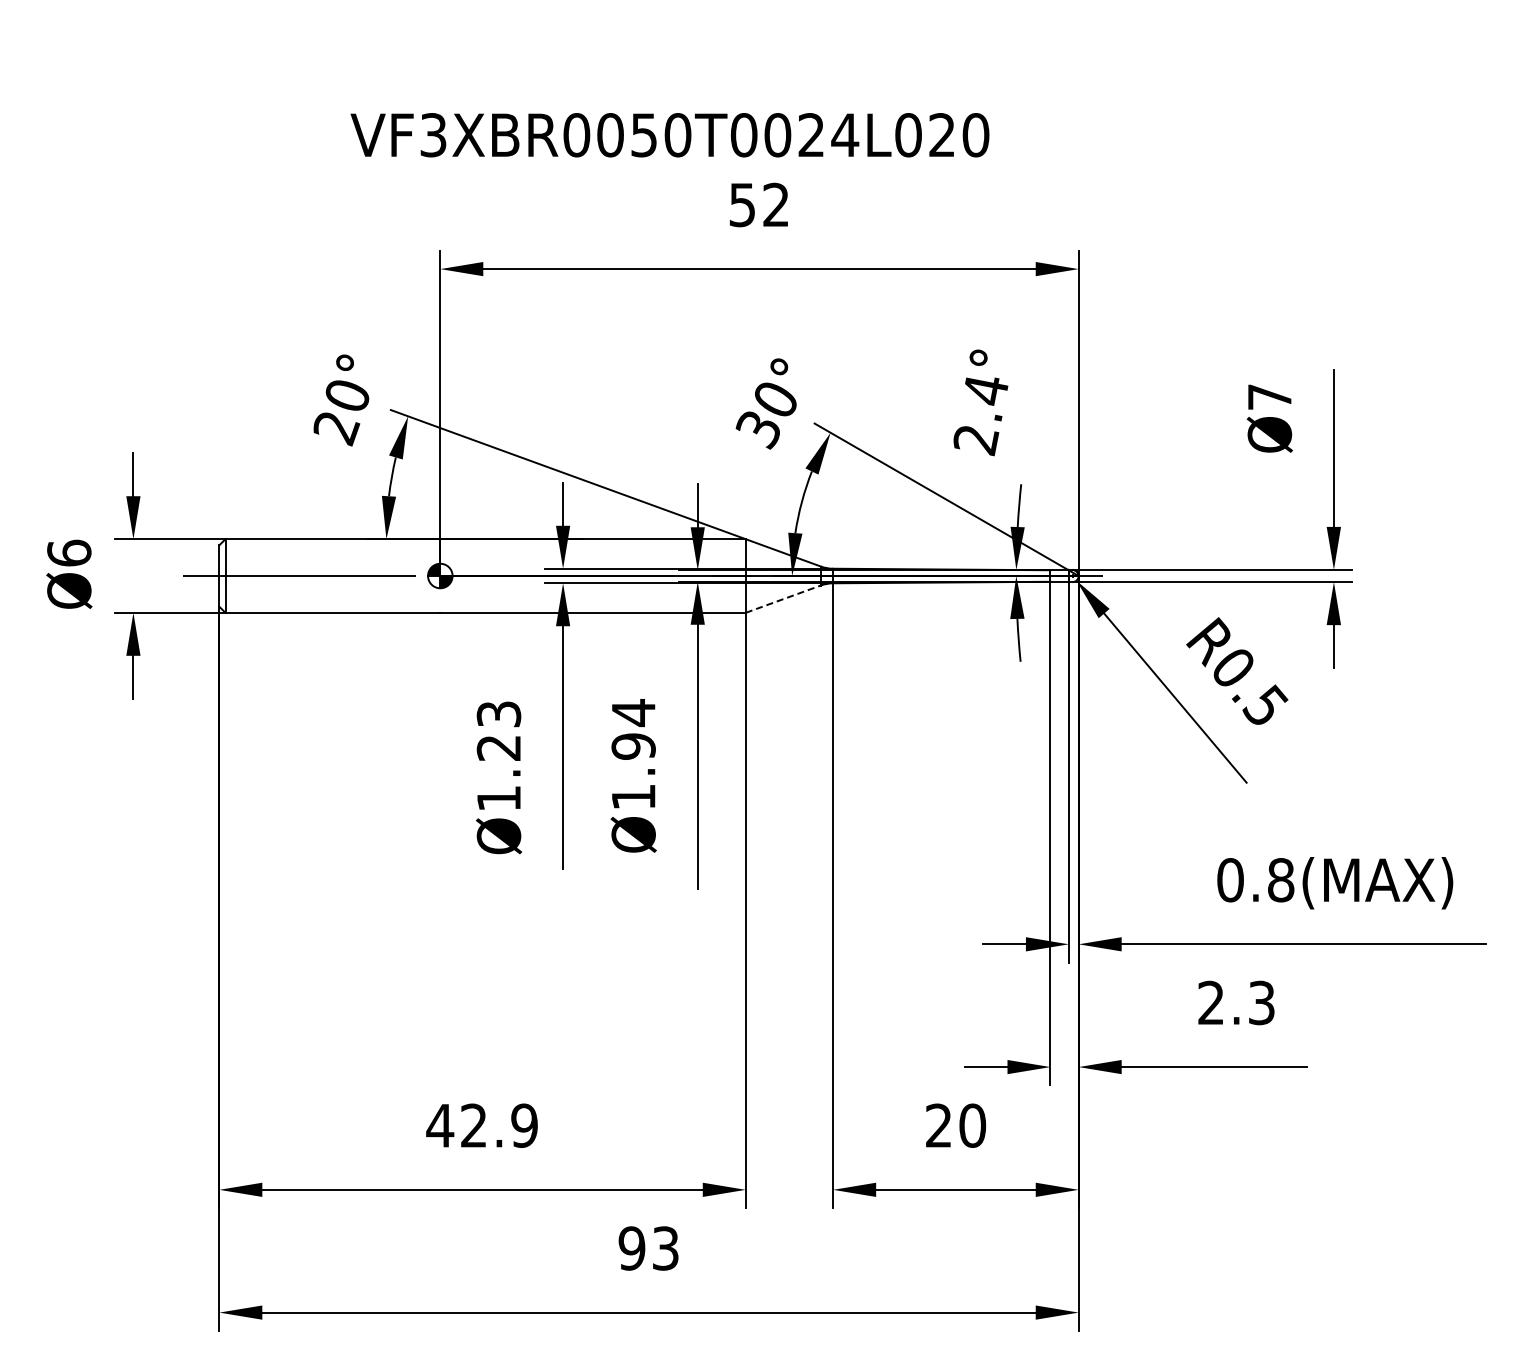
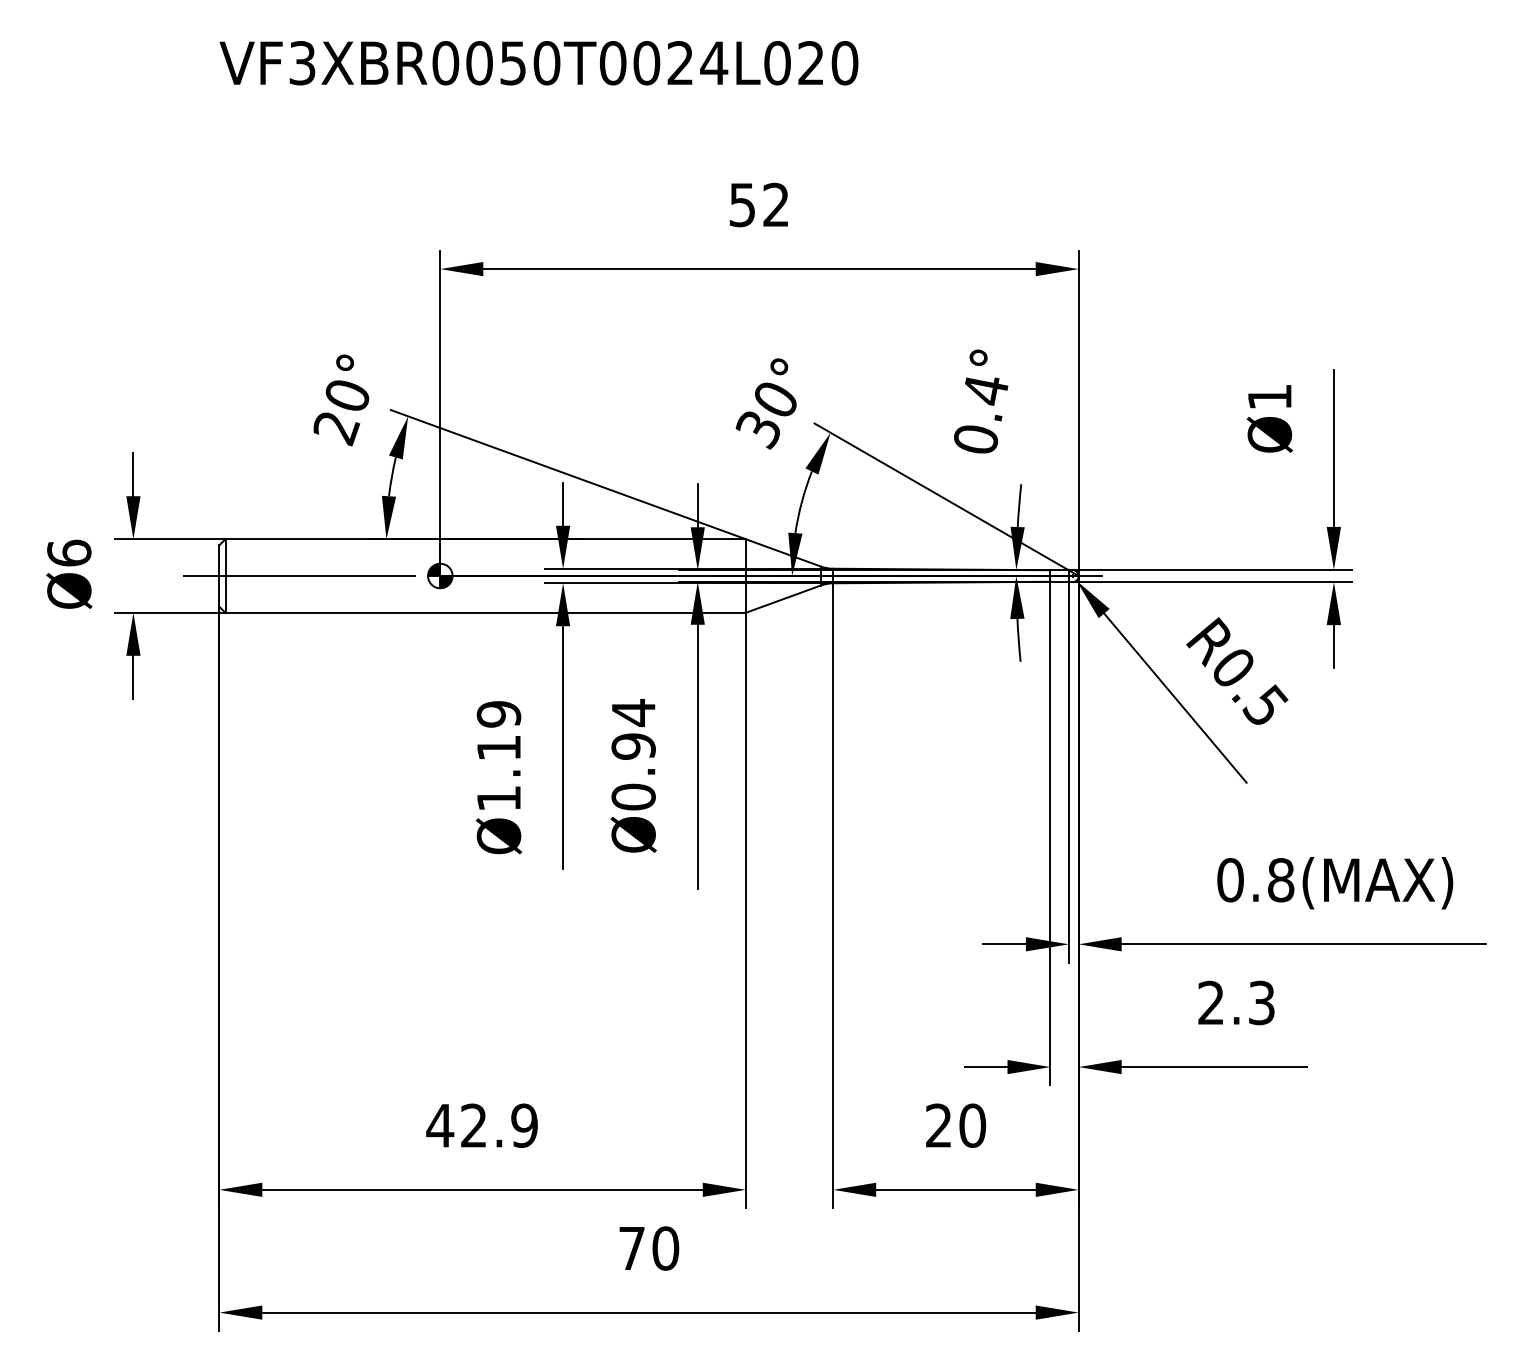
text position: (669, 135) -> (538, 63) (538, 63)
text: Ø7 -> Ø1 (1269, 396)
text: 2.4° -> 0.4° (976, 440)
line: dashed -> solid (783, 599)
text: Ø1.23 -> Ø1.19 (498, 730)
text: Ø1.94 -> Ø0.94 (633, 796)
text: 93 -> 70 (648, 1248)
